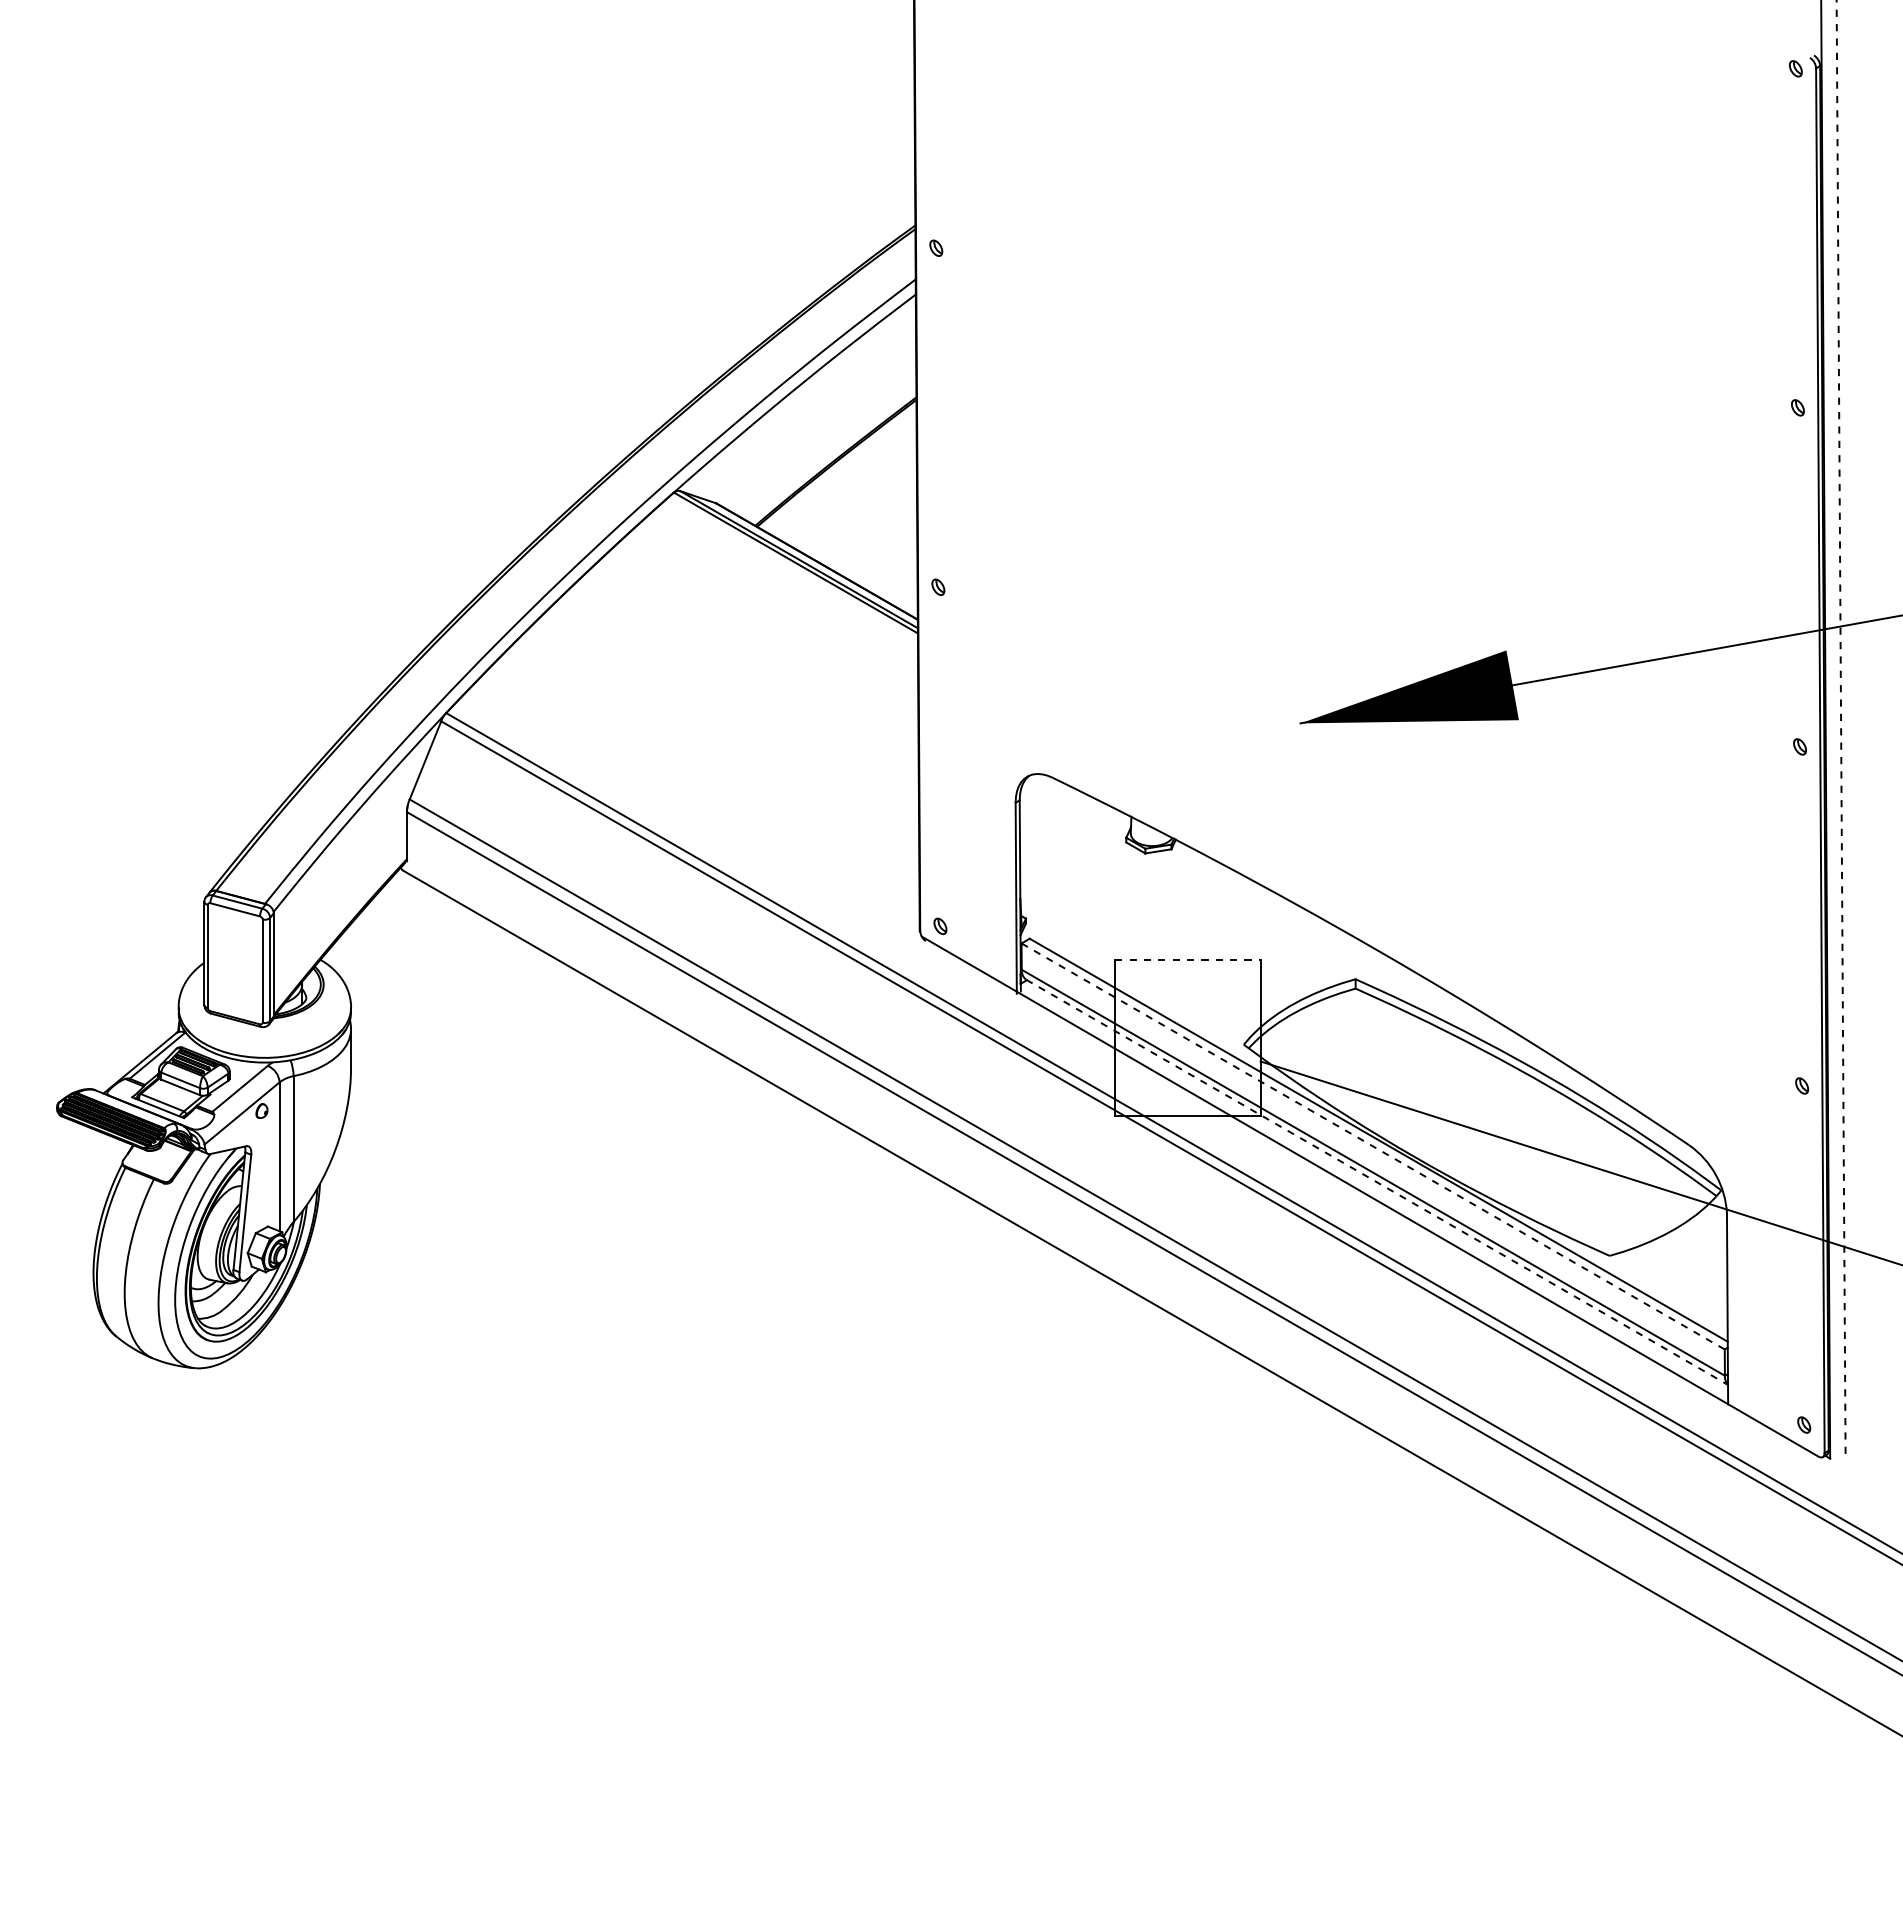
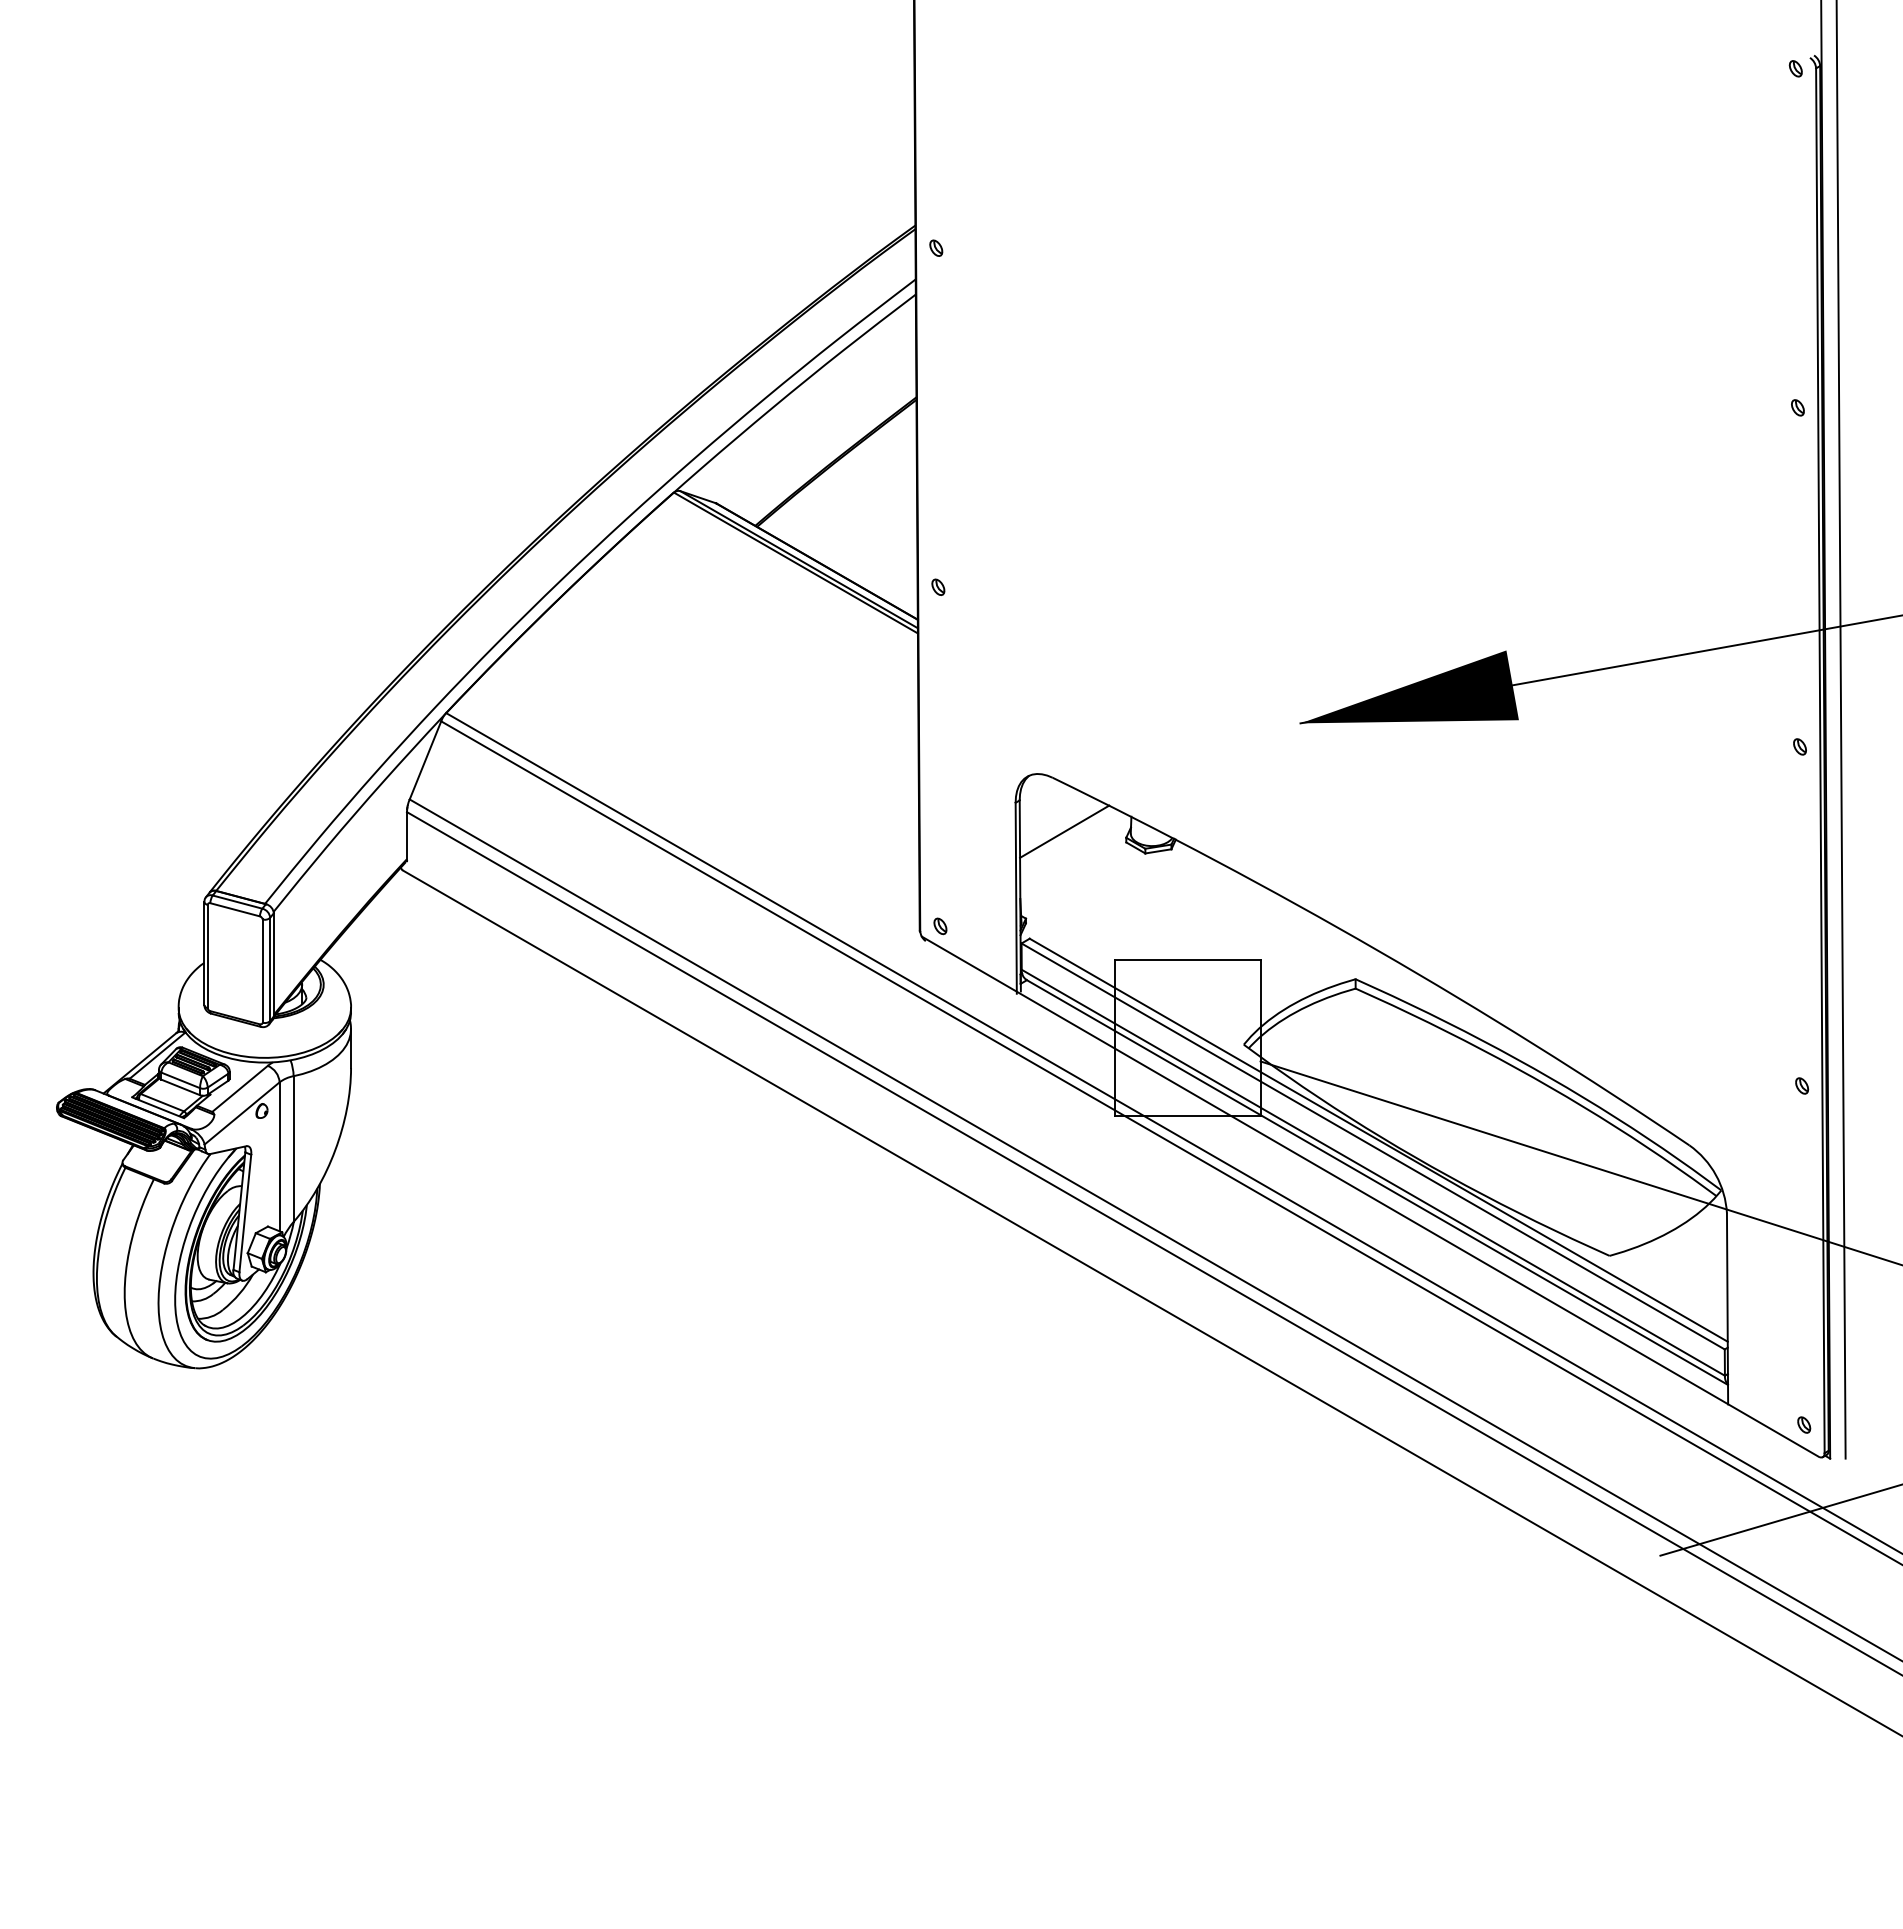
line: dashed -> solid (1841, 729)
line: none -> present (1064, 831)
line: dashed -> solid (1187, 960)
line: dashed -> solid (1373, 1146)
line: dashed -> solid (1377, 1182)
line: none -> present (1779, 1520)
